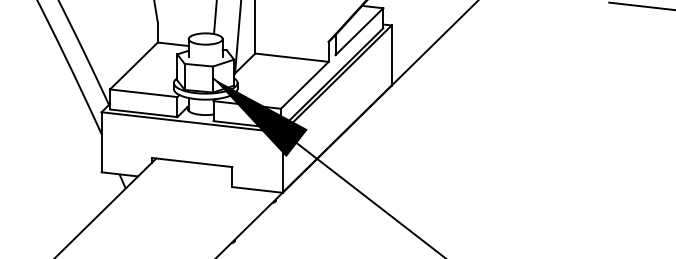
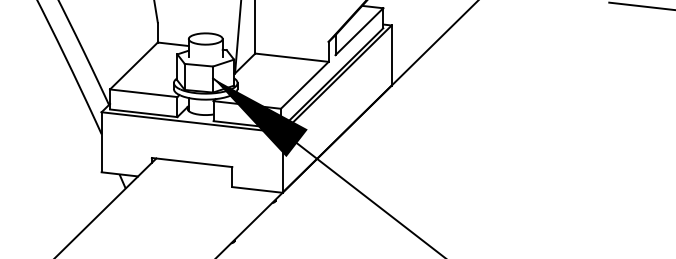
line: present -> none (215, 18)
